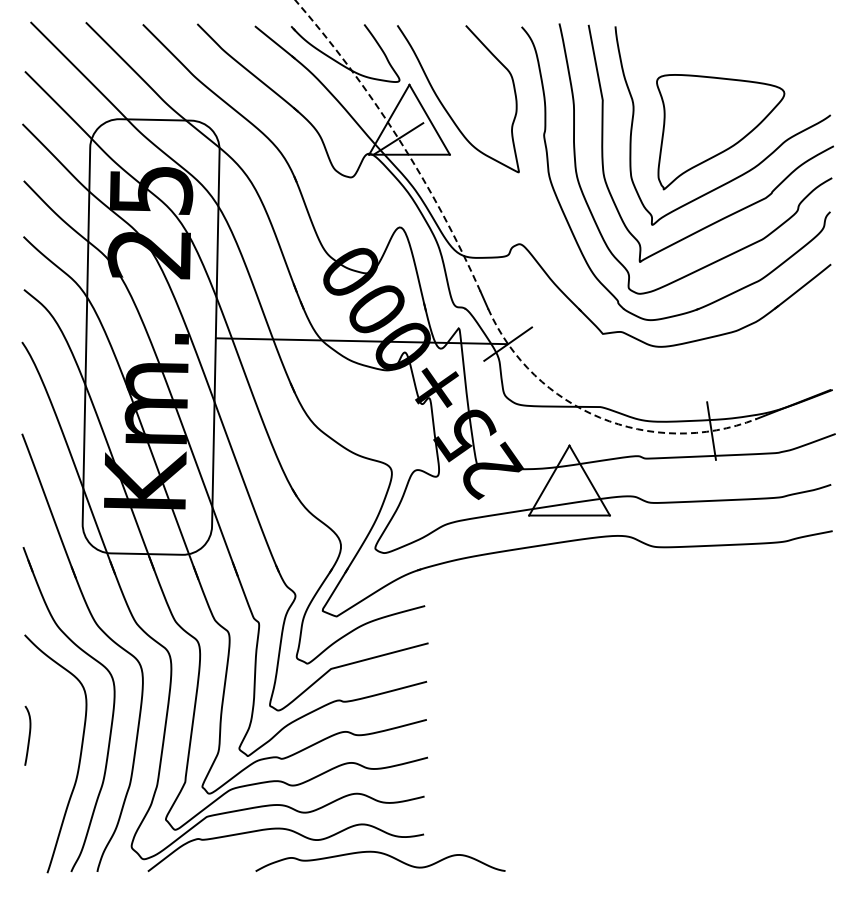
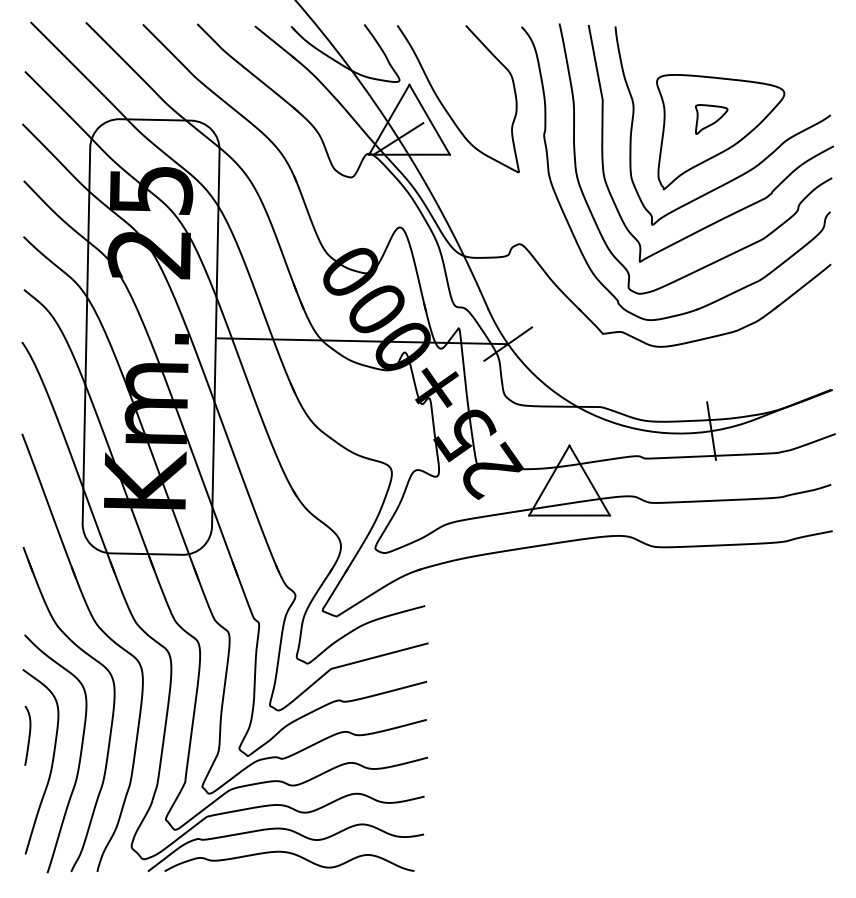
part: none -> present (711, 119)
arc: dashed -> solid (398, 138)
arc: dashed -> solid (600, 417)
curve: none -> present (51, 762)
curve position: (381, 854) -> (290, 854) (290, 854)
